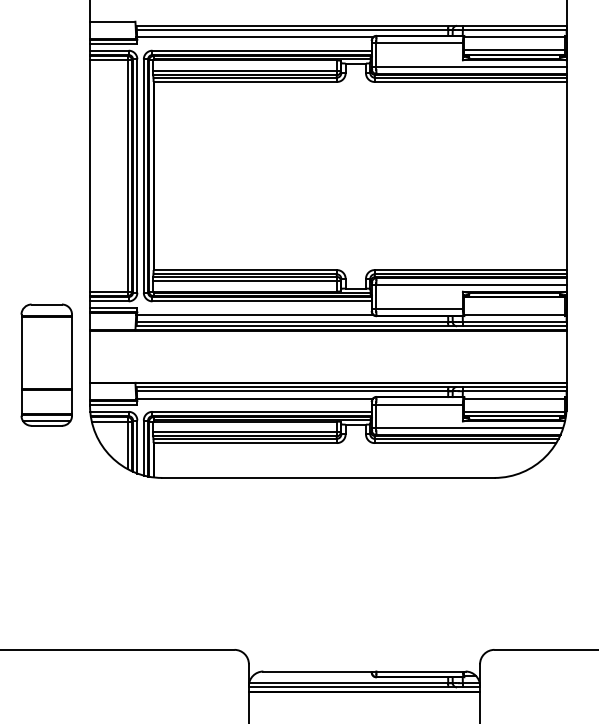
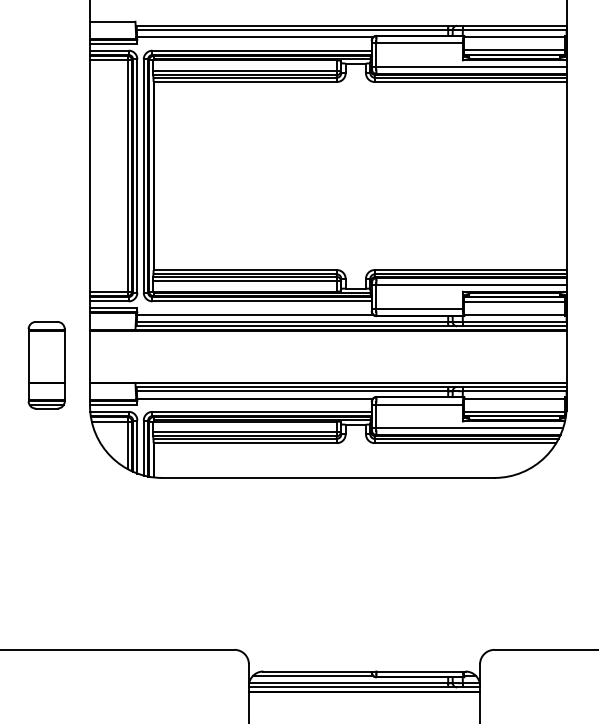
line: none -> present (514, 301)
part size: 53x124 px -> 39x89 px (46, 365)
line: none -> present (312, 675)
